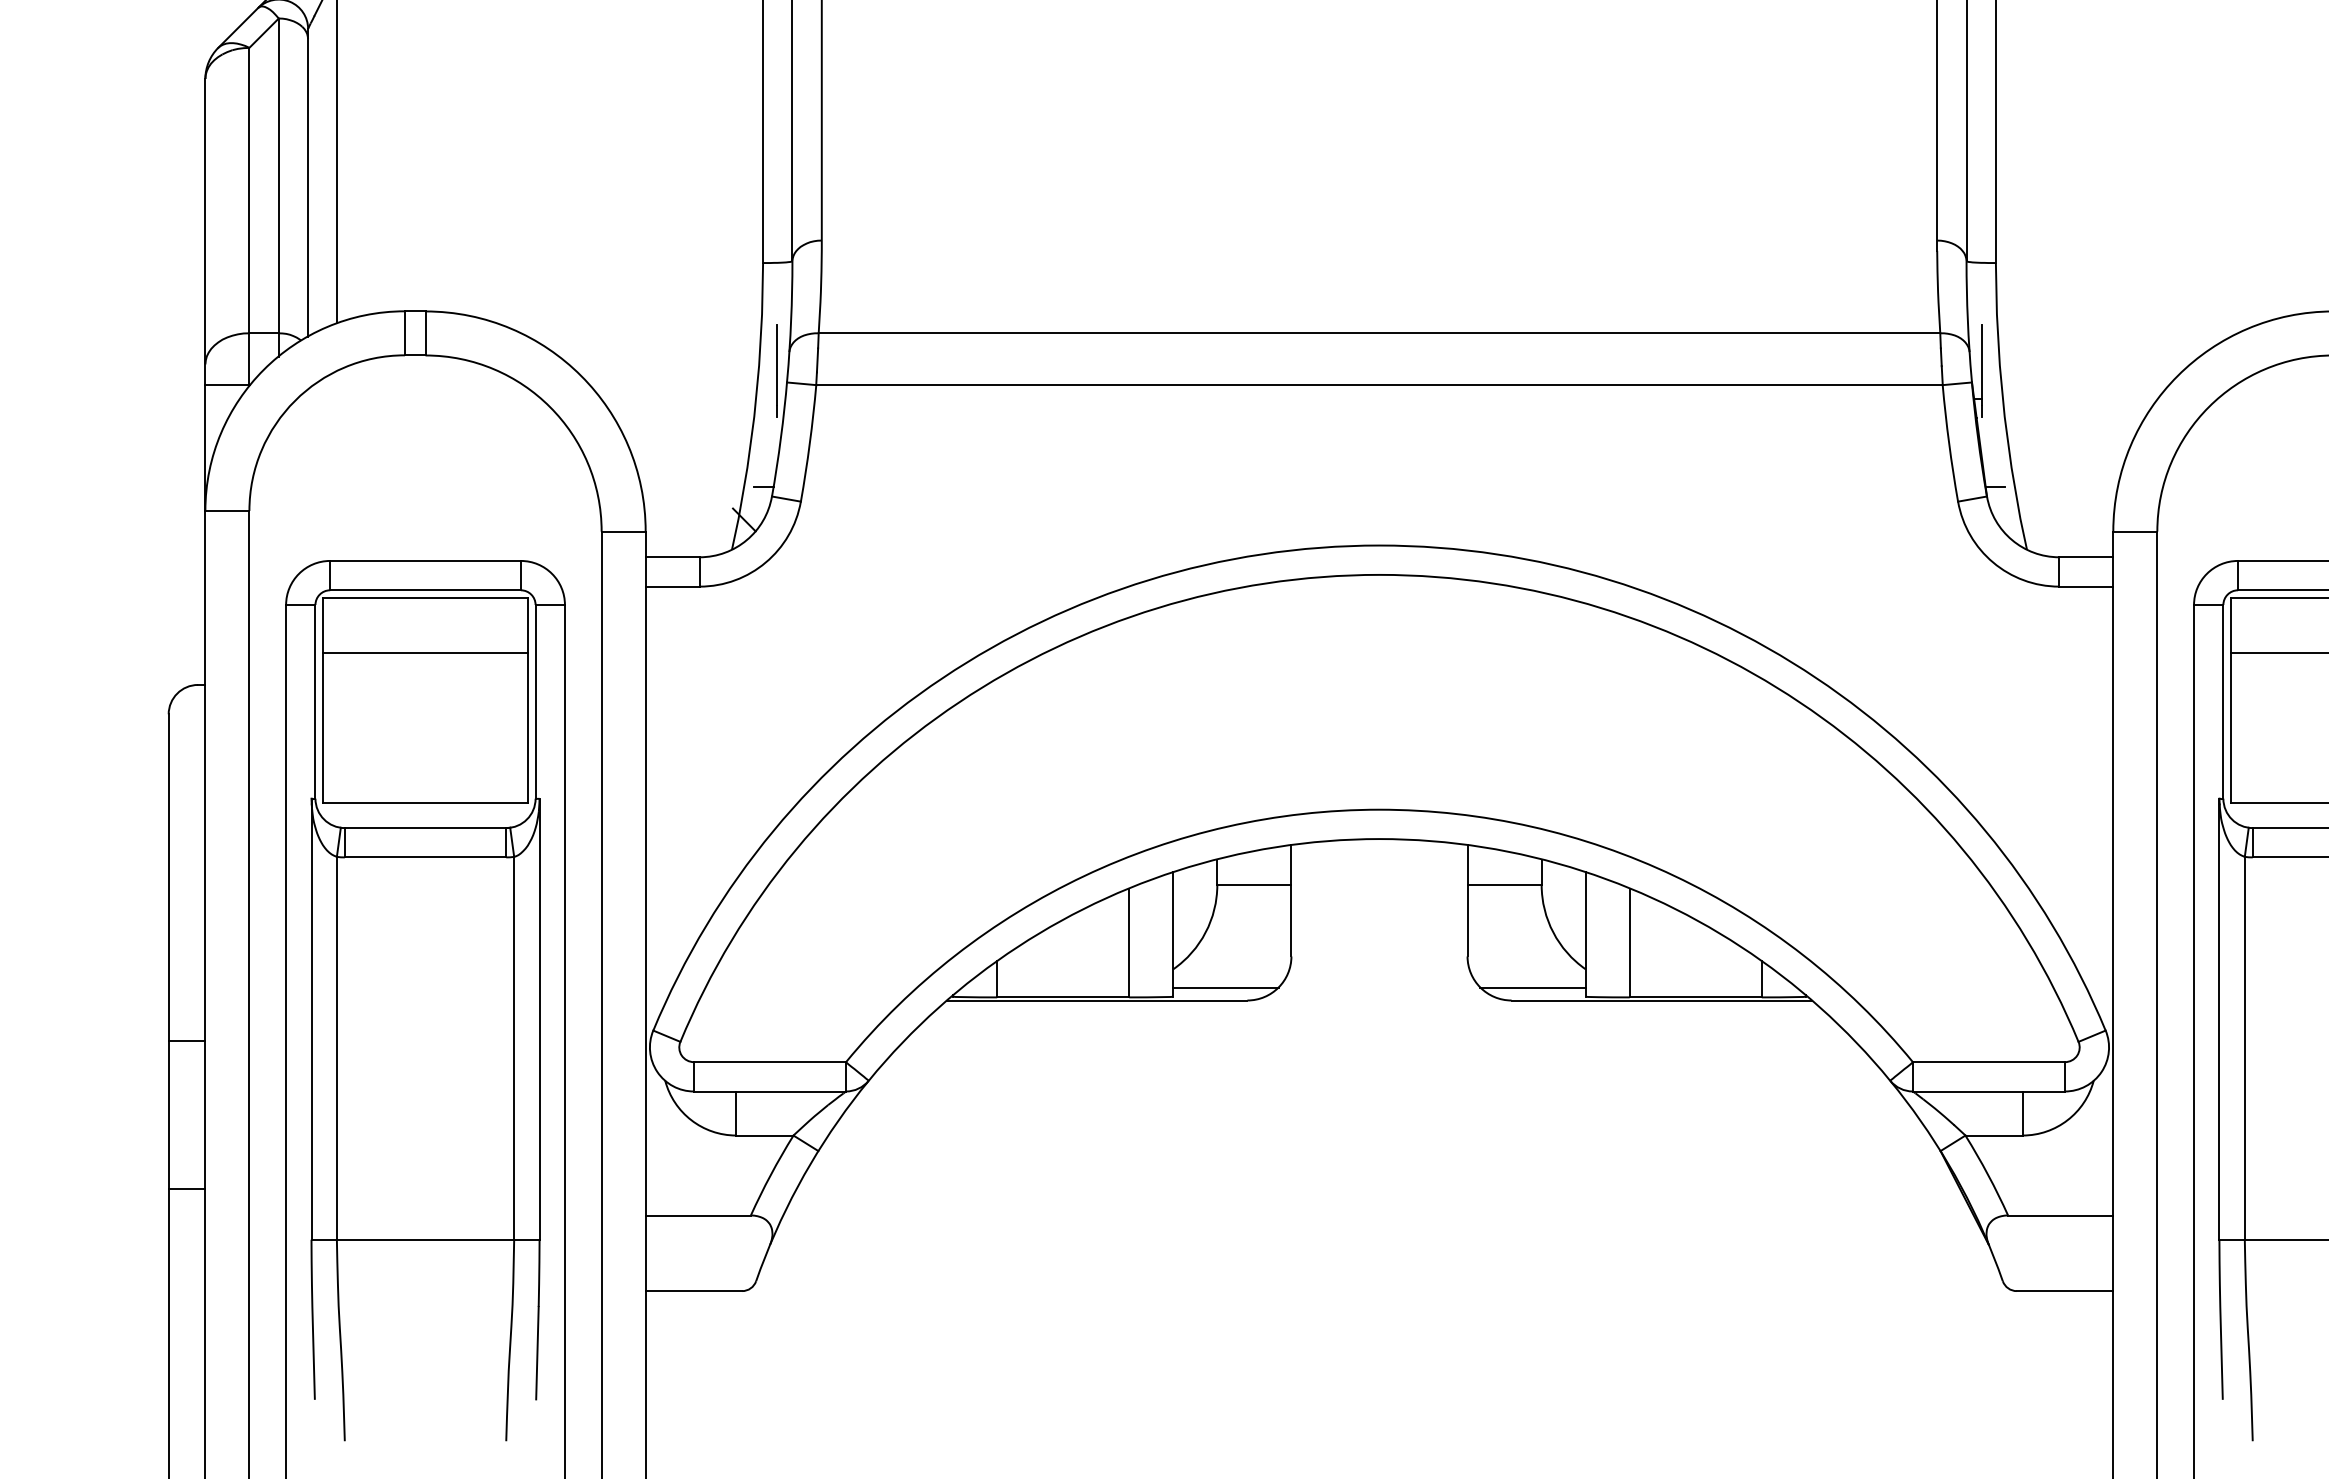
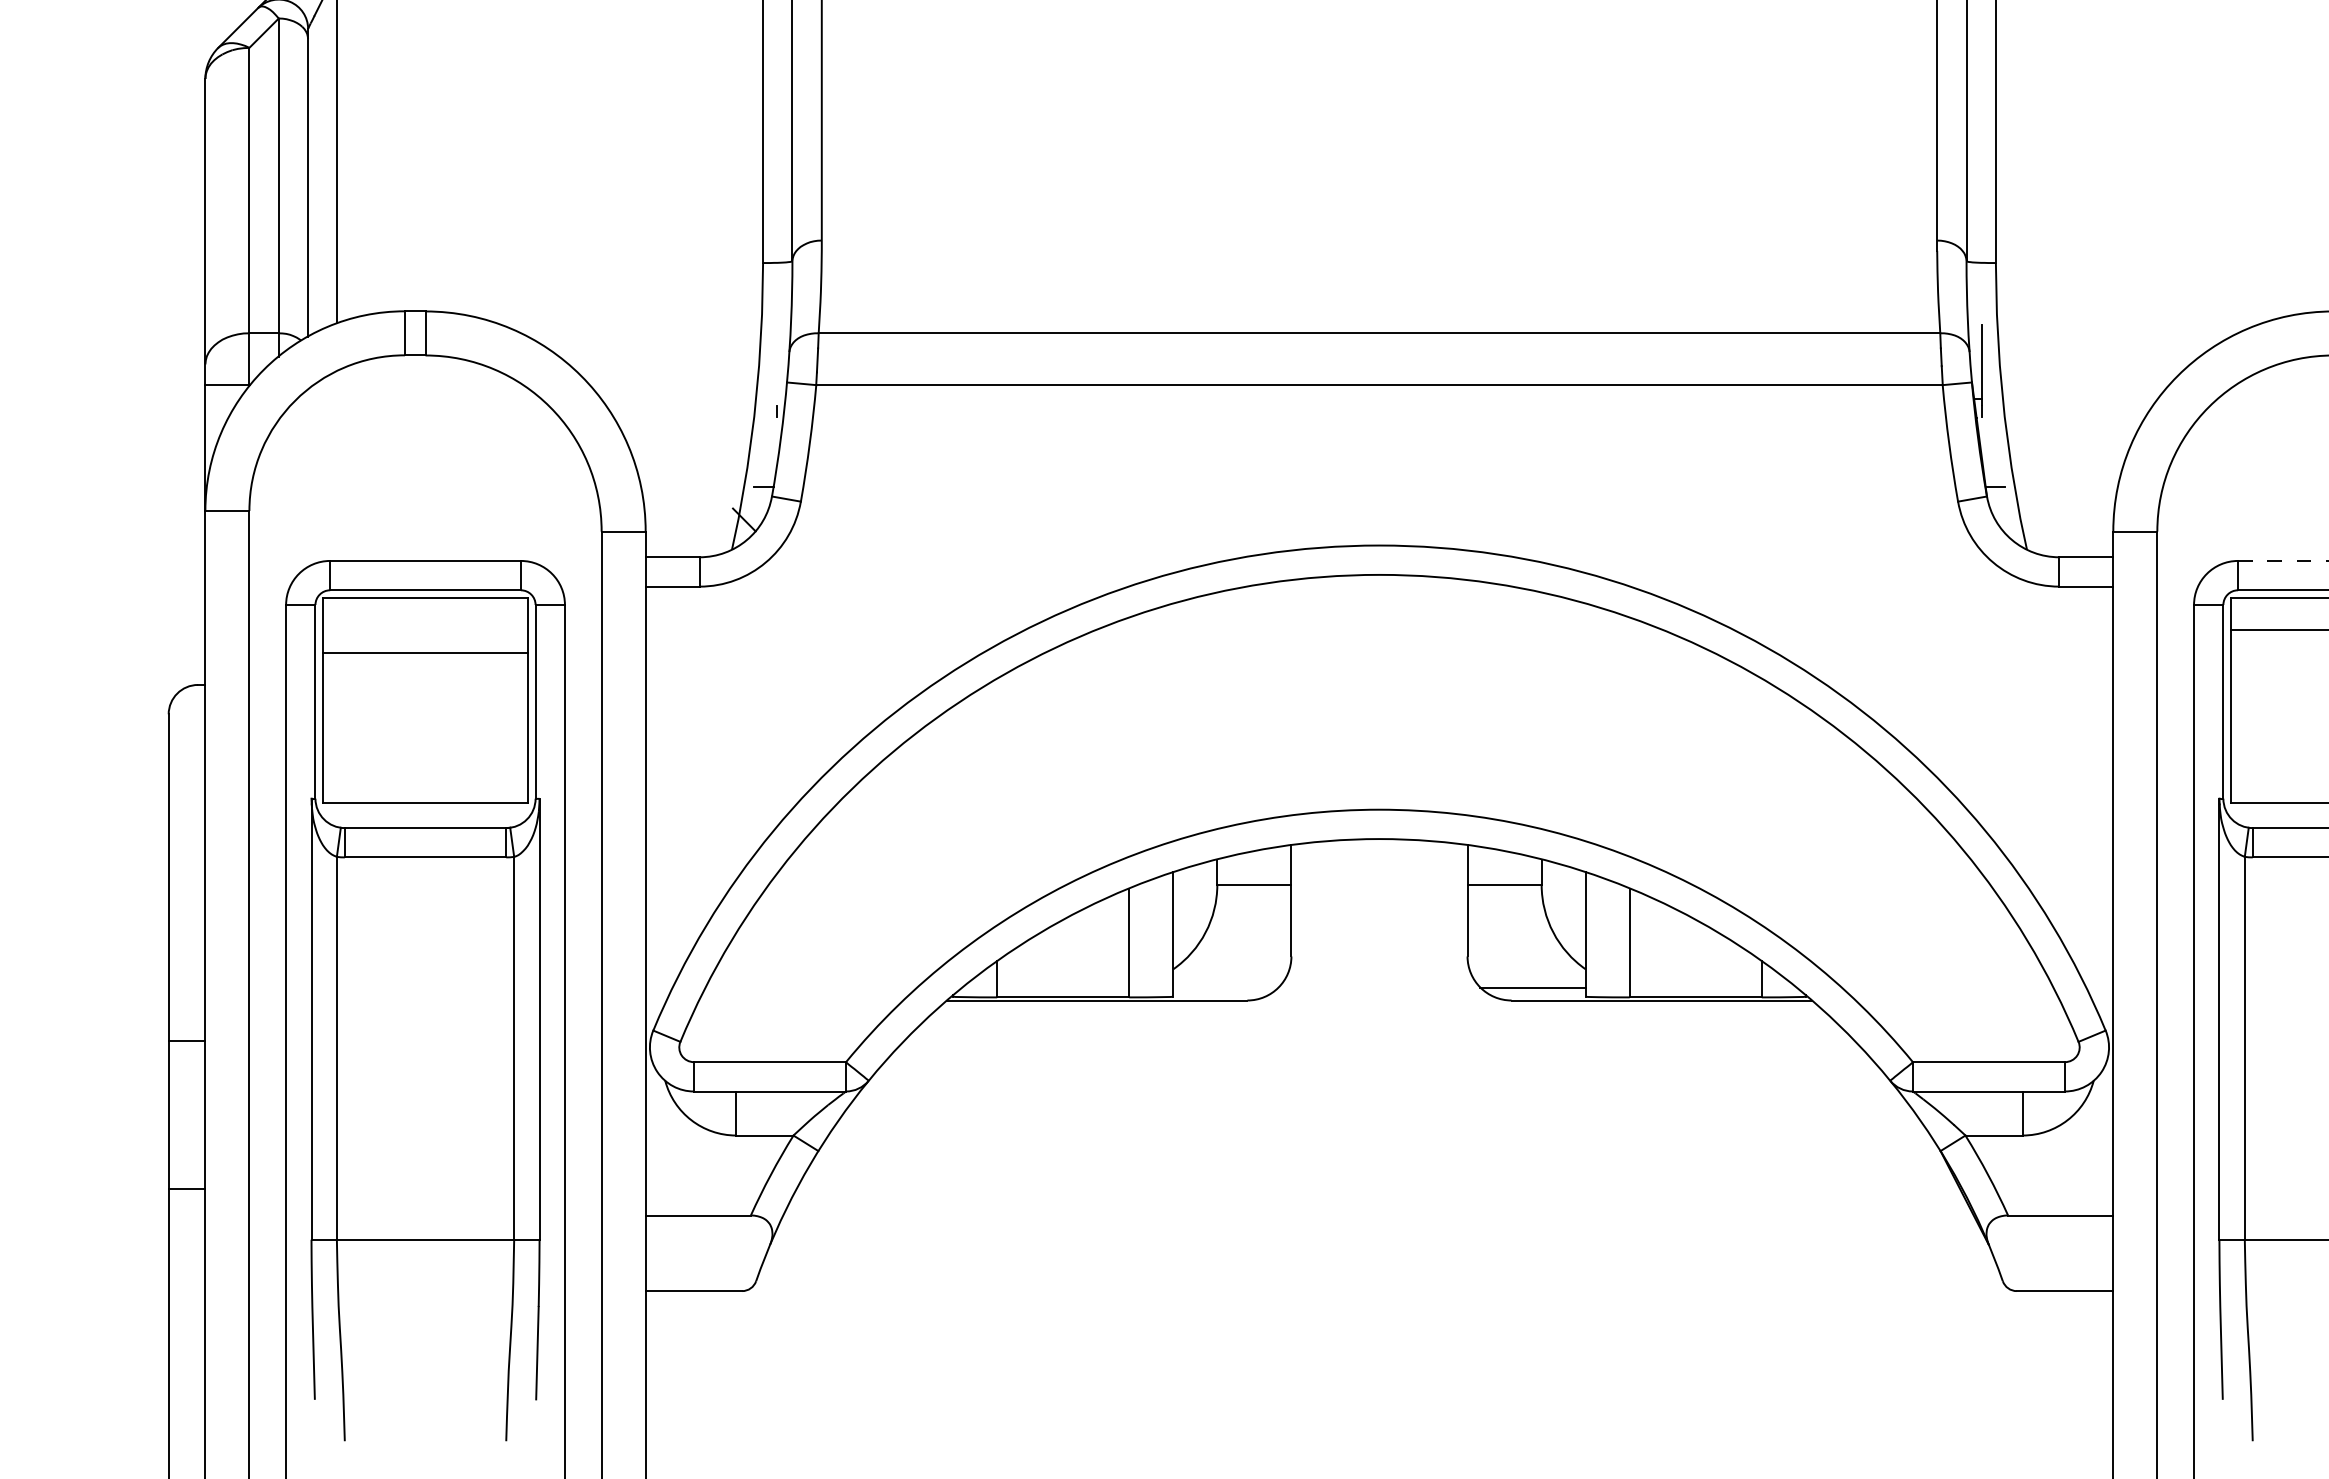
line: present -> none (777, 364)
line: solid -> dashed (2284, 560)
line position: (2277, 653) -> (2277, 630) (2277, 630)
line: present -> none (1225, 987)
